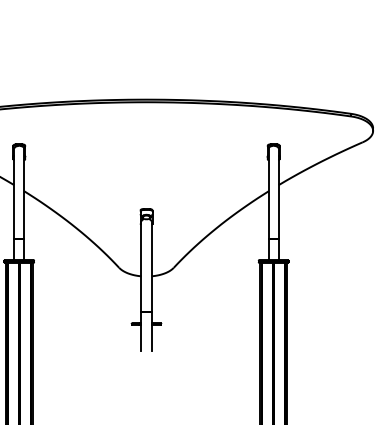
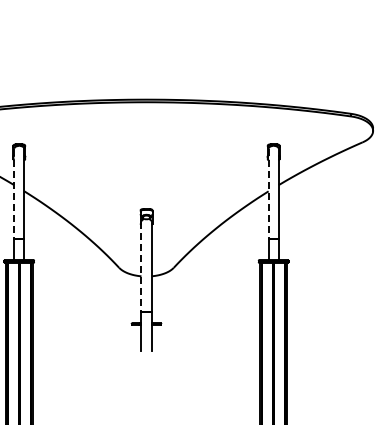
line: solid -> dashed (14, 194)
line: solid -> dashed (268, 194)
line: solid -> dashed (141, 267)
